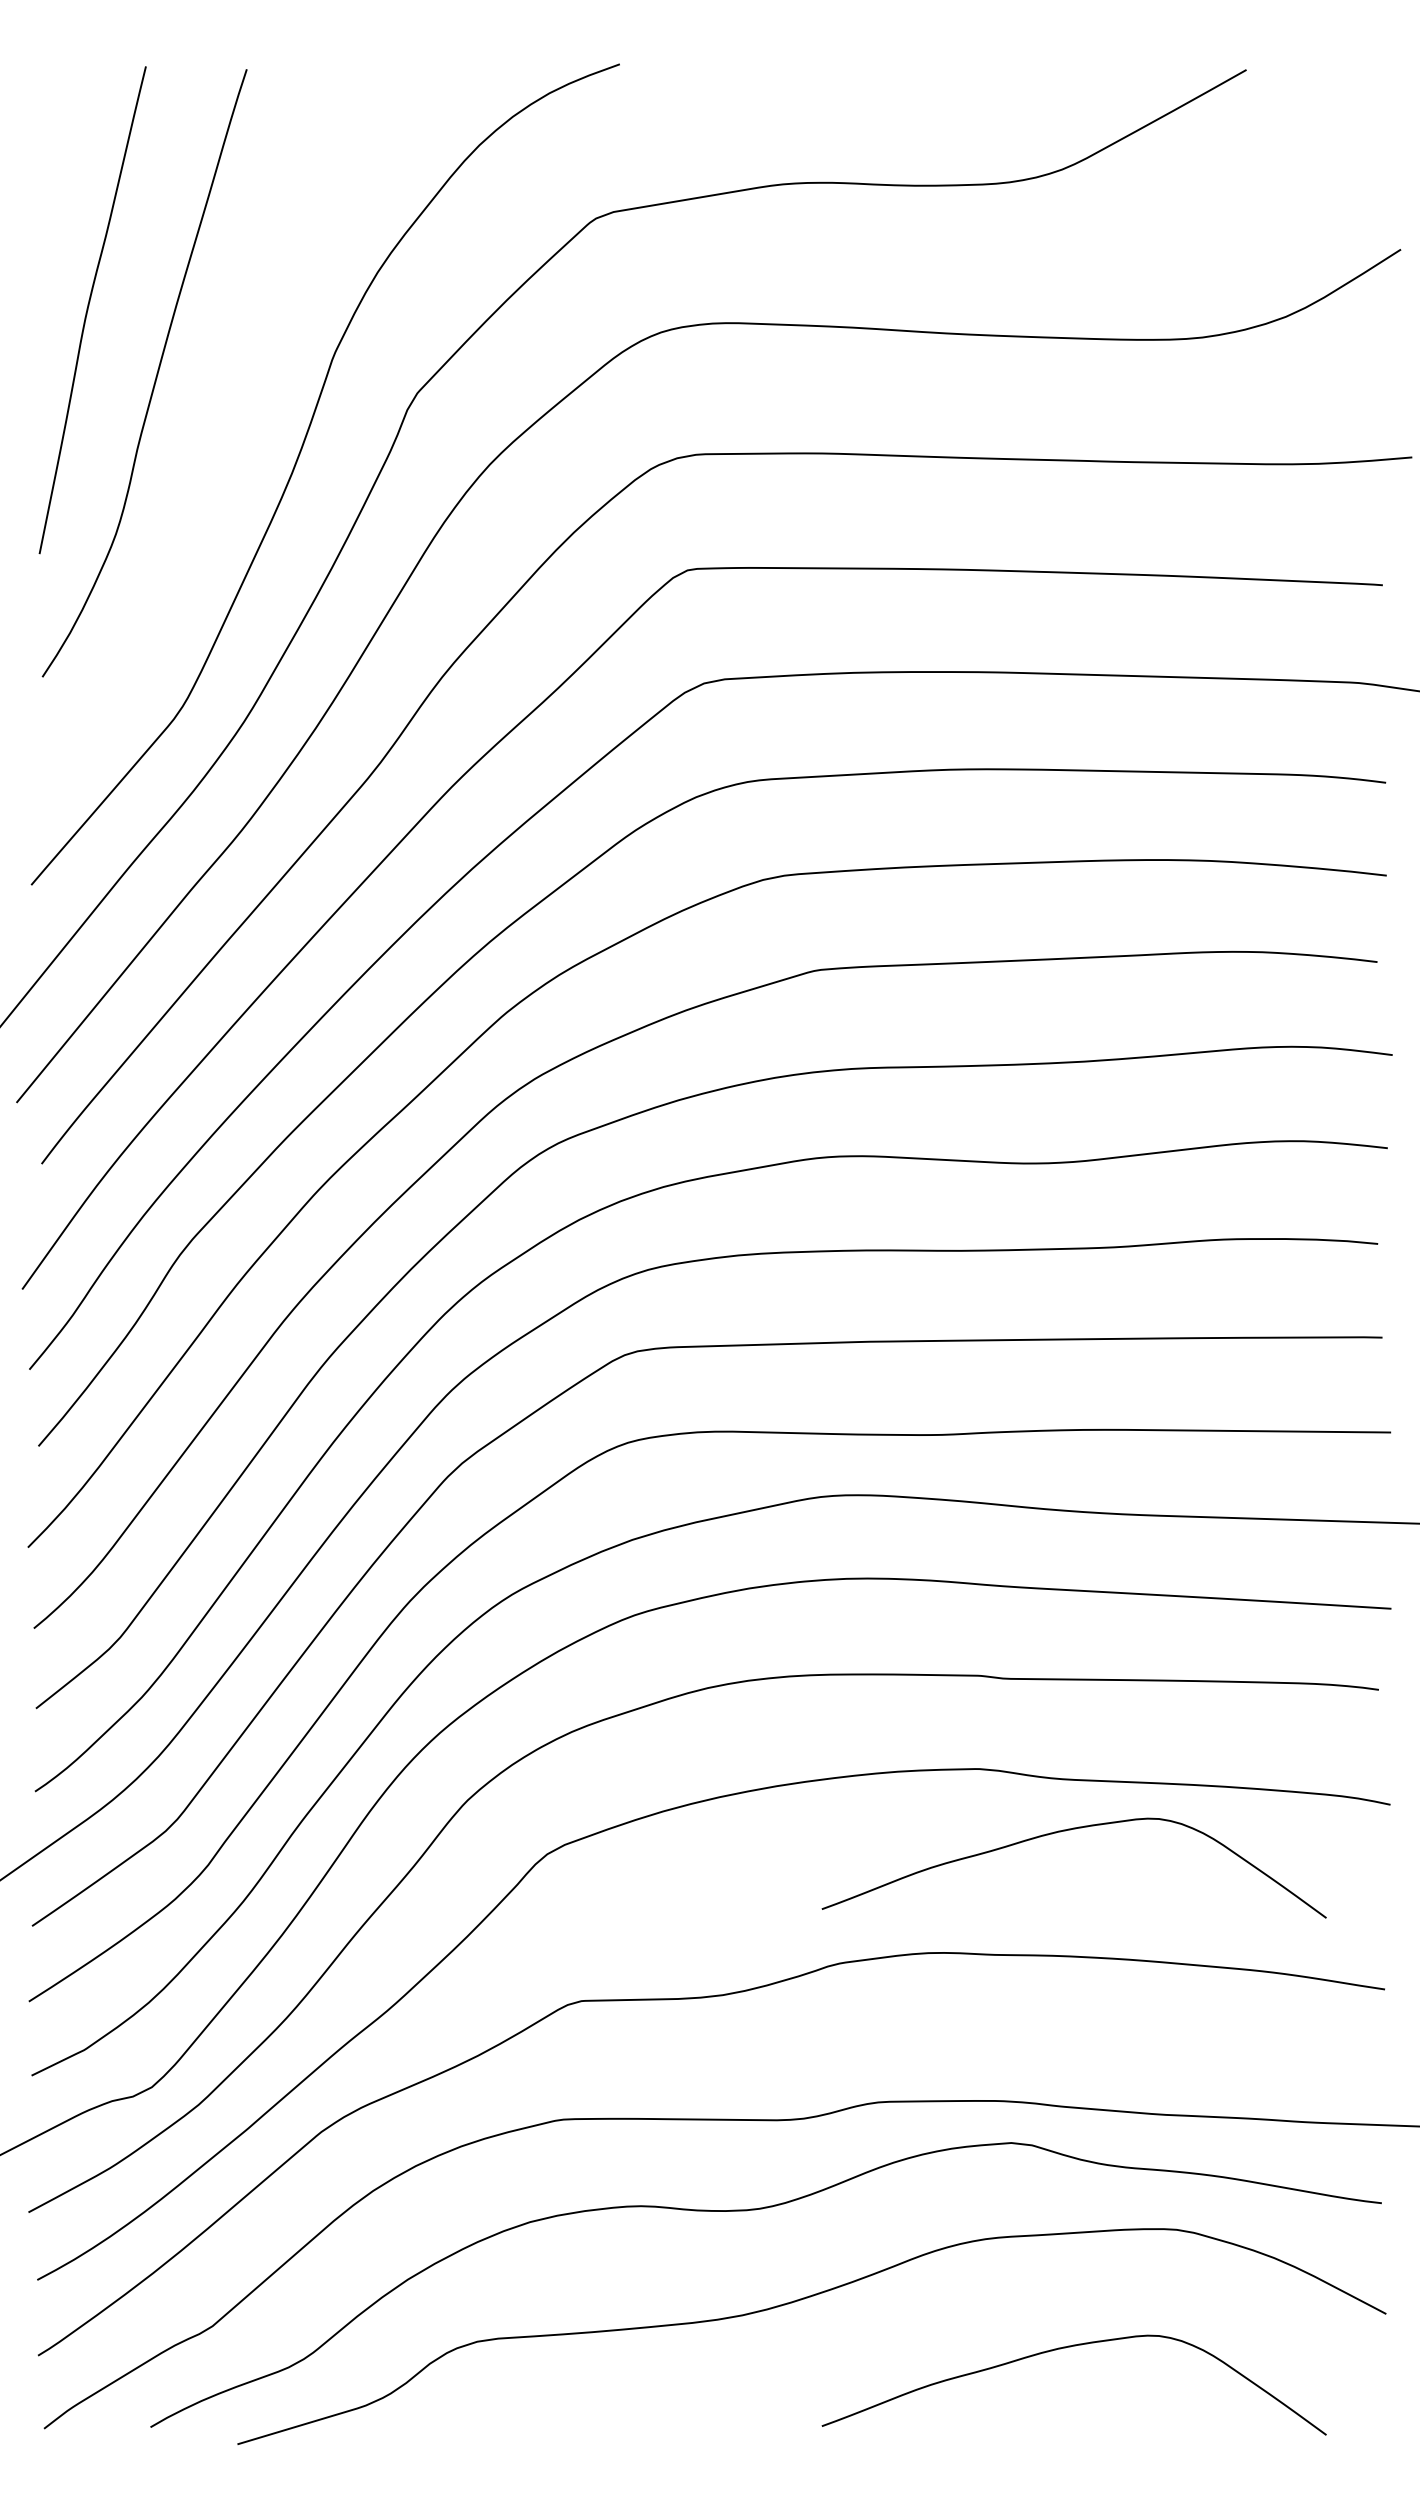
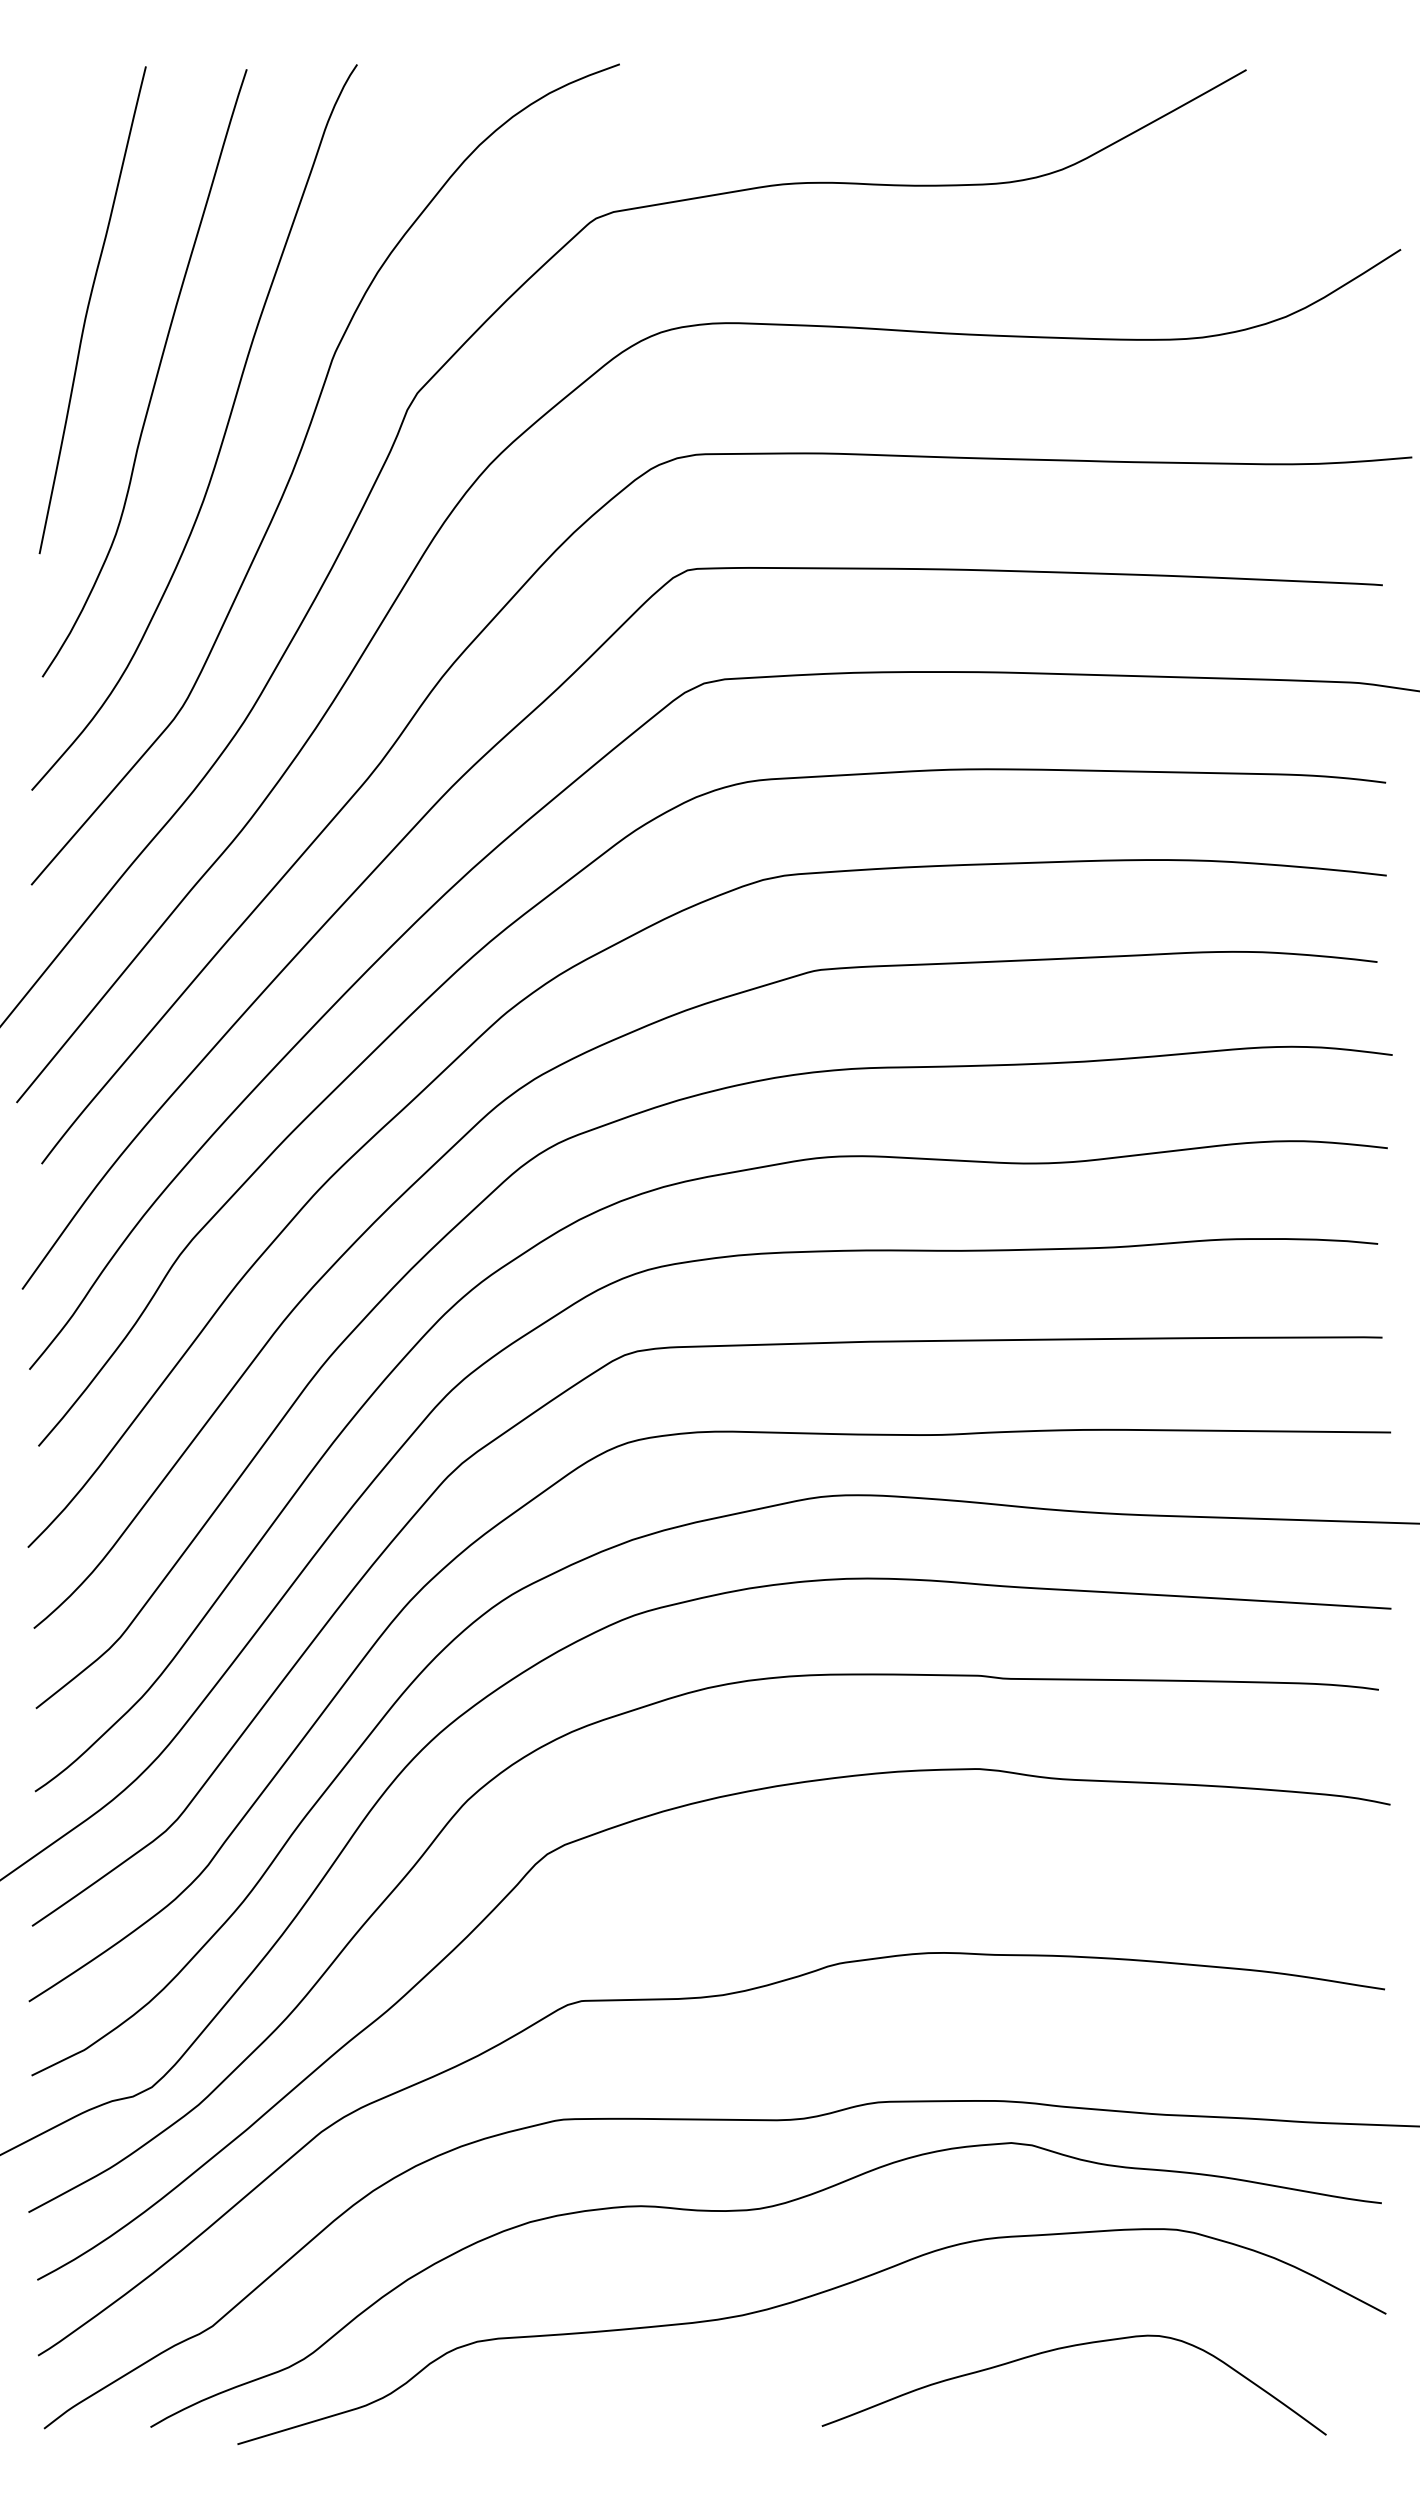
curve: none -> present (222, 437)
curve: present -> none (1065, 1831)
